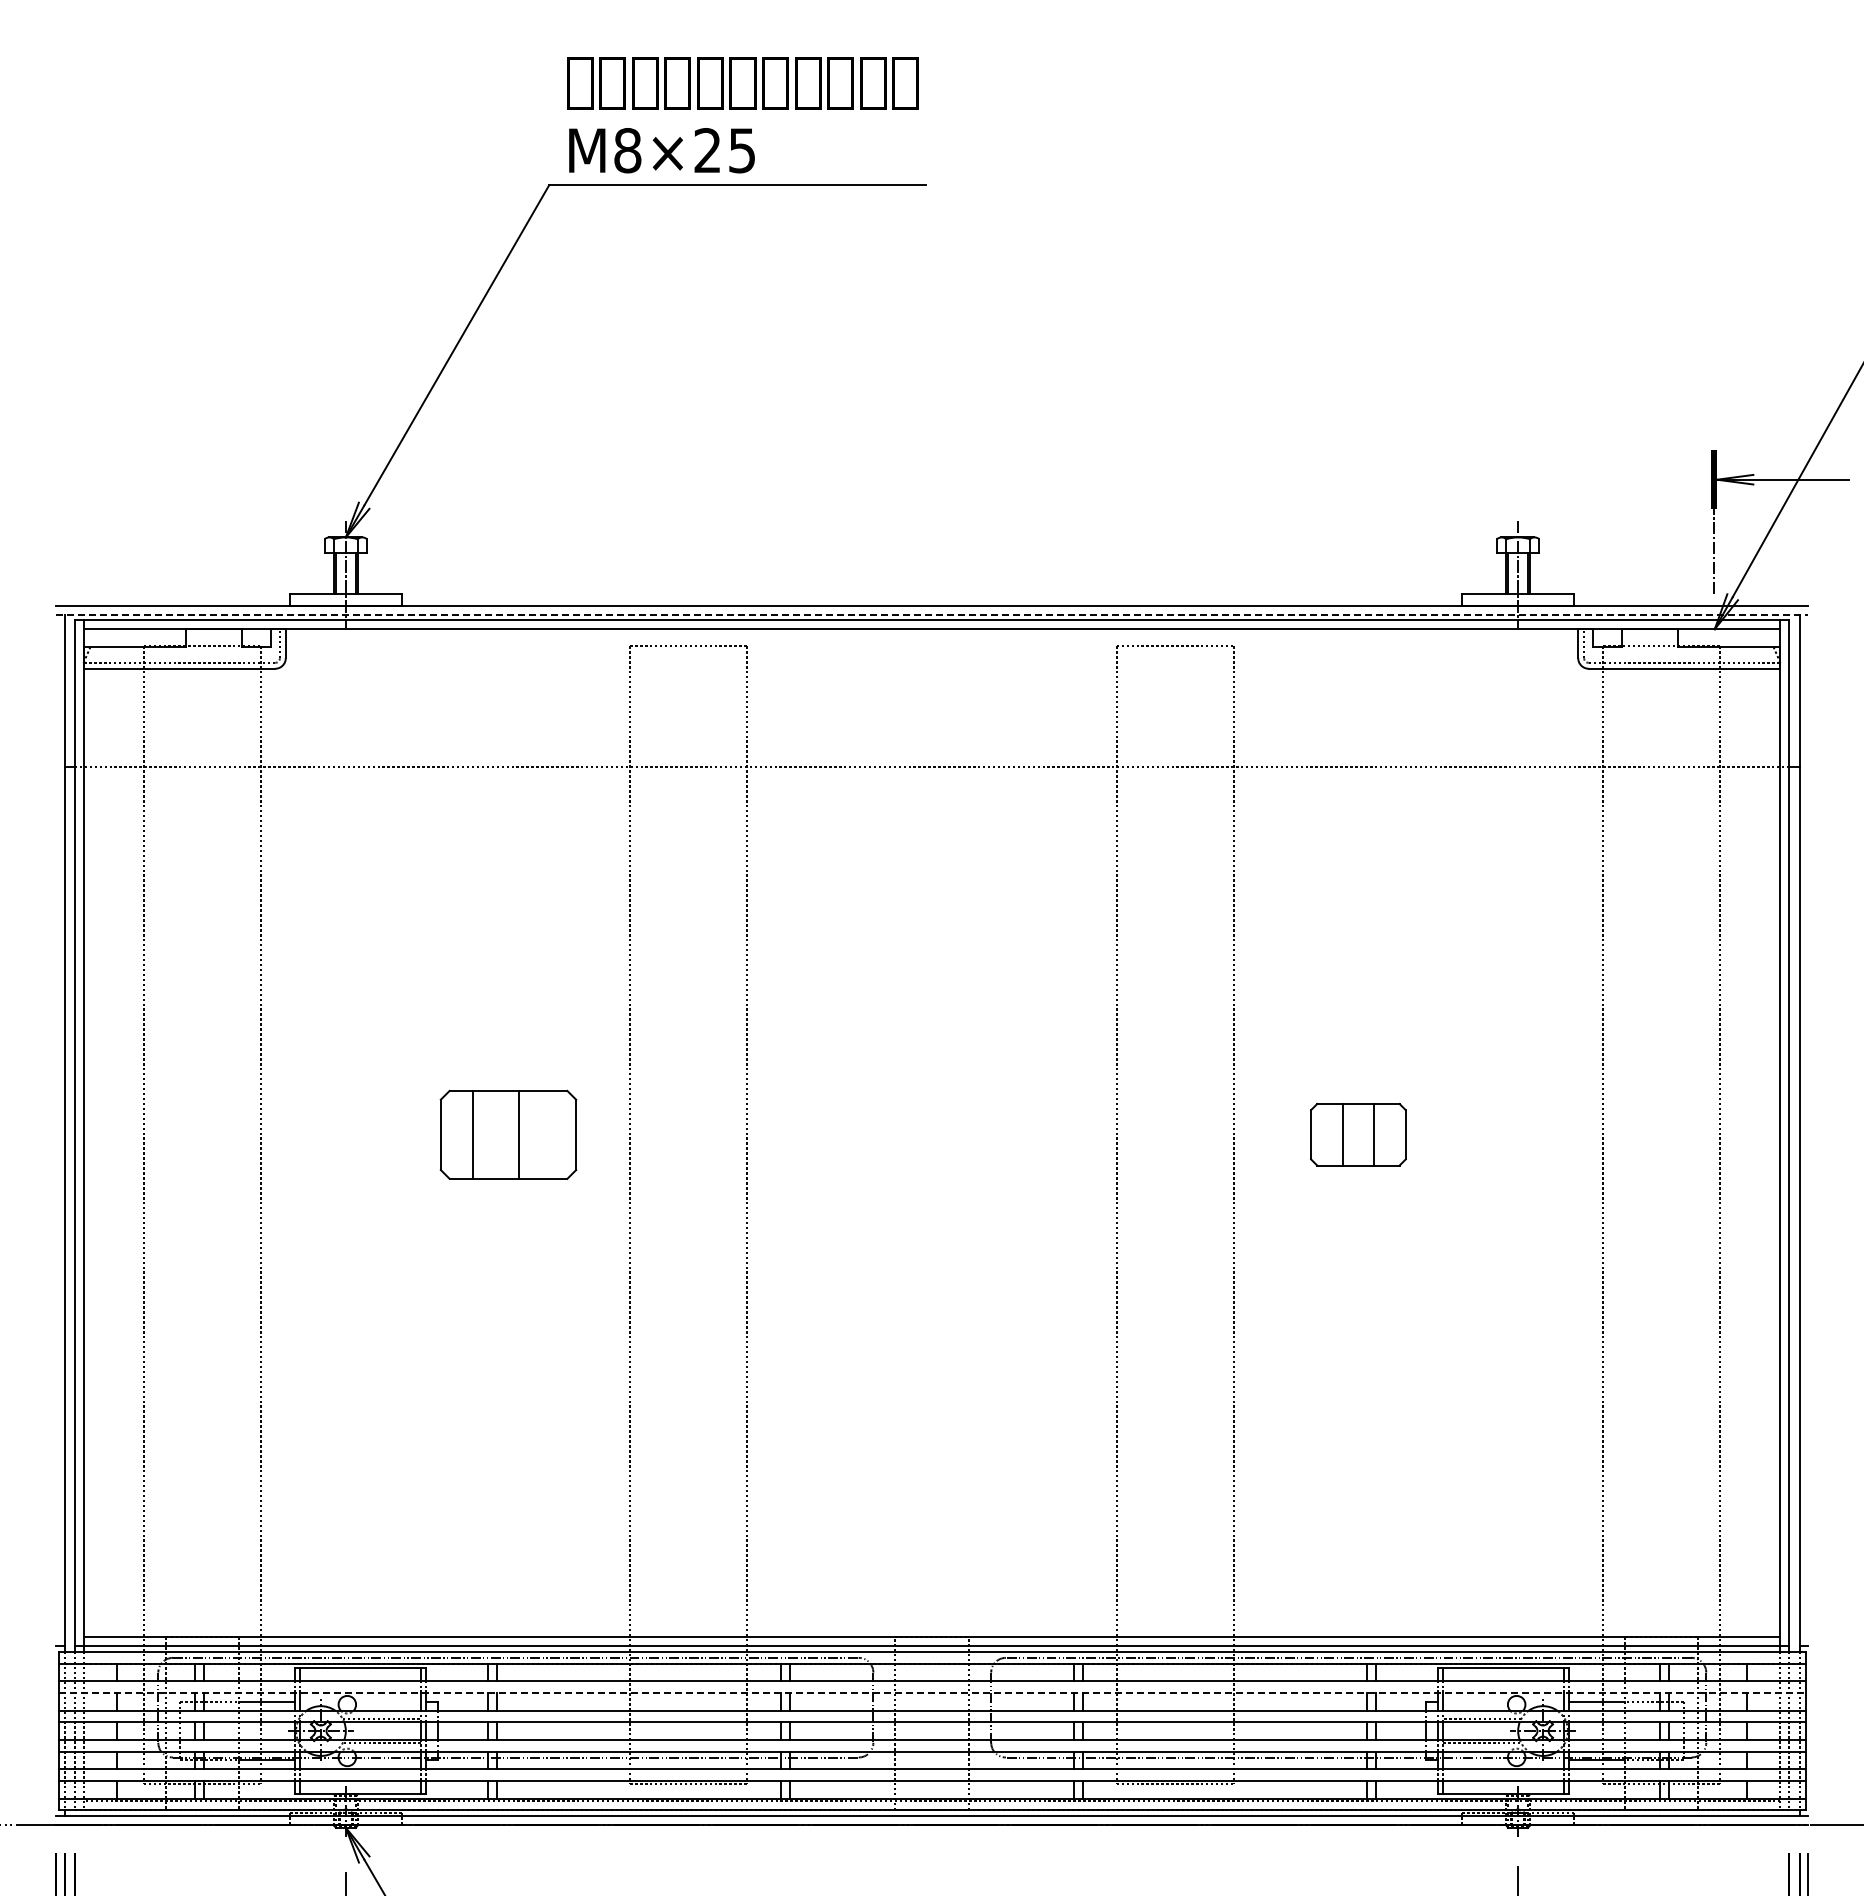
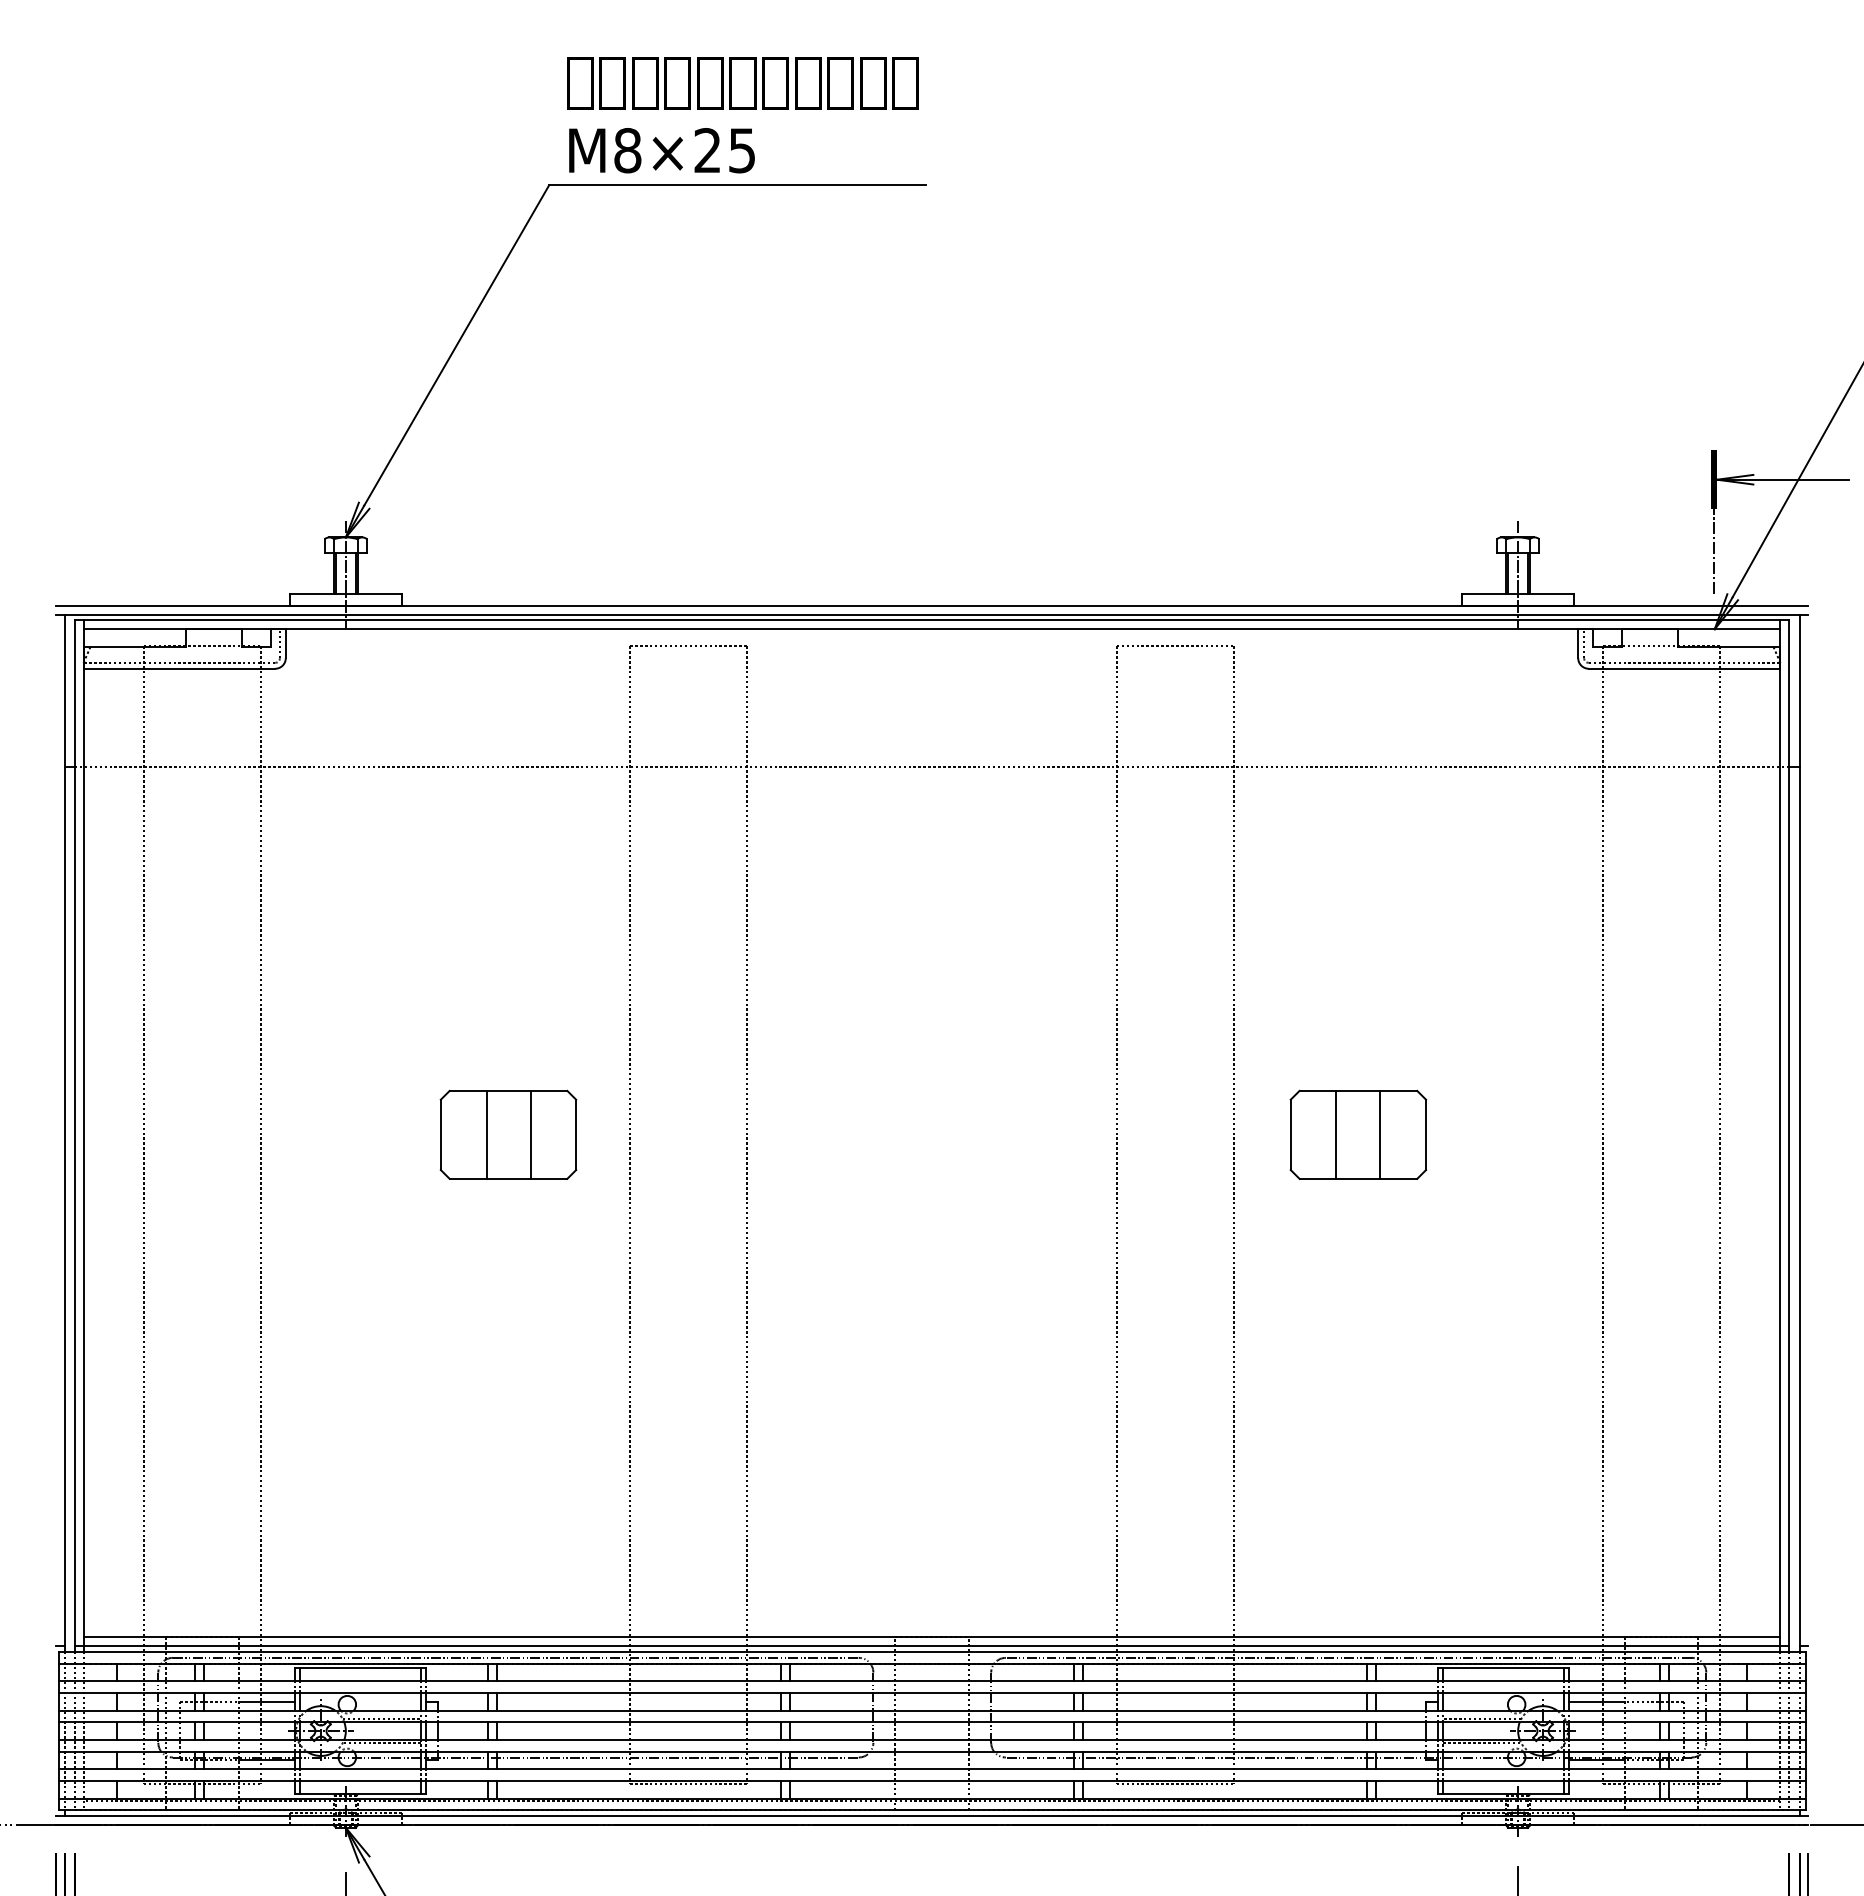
line: dashed -> solid (932, 614)
line position: (472, 1134) -> (486, 1134) (486, 1134)
line position: (518, 1134) -> (530, 1134) (530, 1134)
part size: 97x65 px -> 139x91 px (1358, 1134)
line: dashed -> solid (932, 1693)
